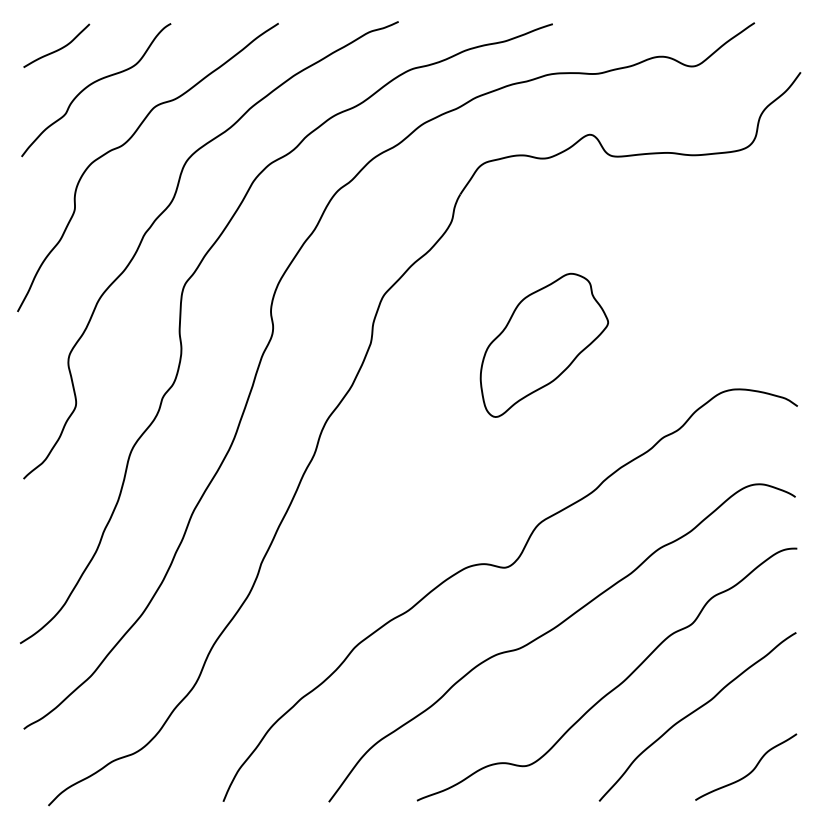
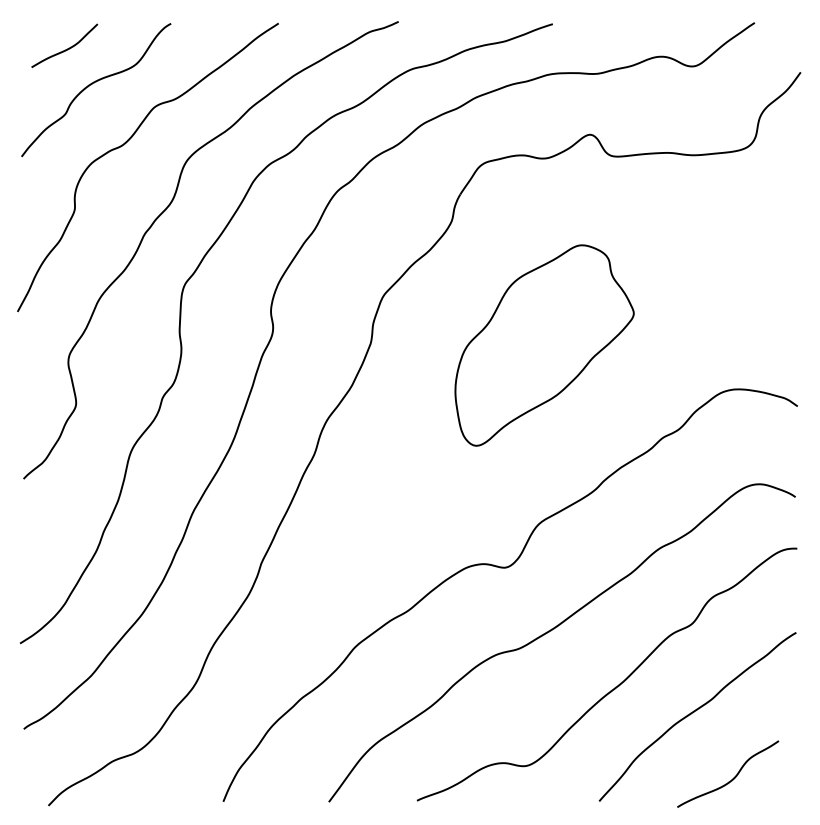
curve position: (57, 49) -> (65, 49) (65, 49)
part size: 130x146 px -> 181x203 px (544, 345)
curve position: (751, 770) -> (733, 777) (733, 777)
